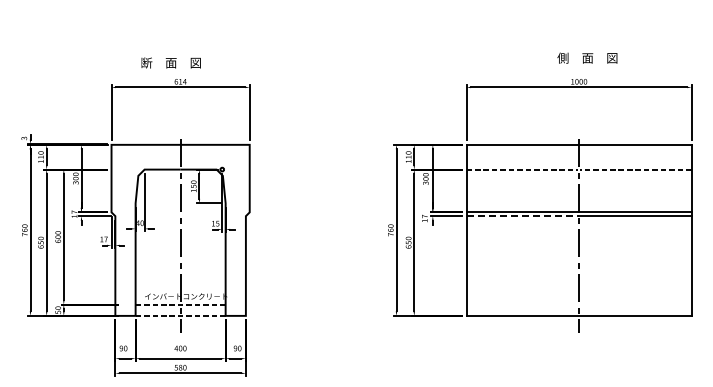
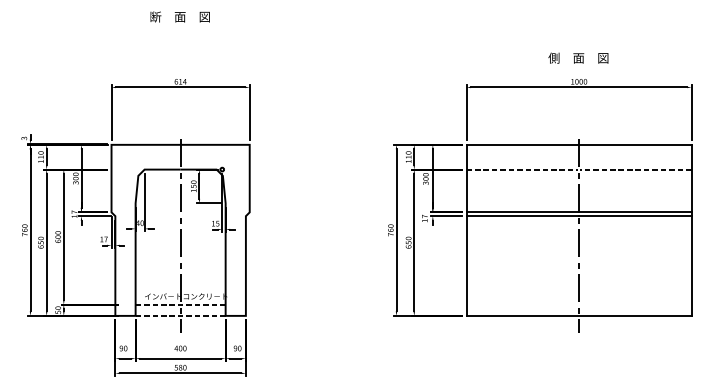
text position: (587, 57) -> (578, 57) (578, 57)
text position: (170, 62) -> (179, 16) (179, 16)
line: dashed -> solid (523, 216)
